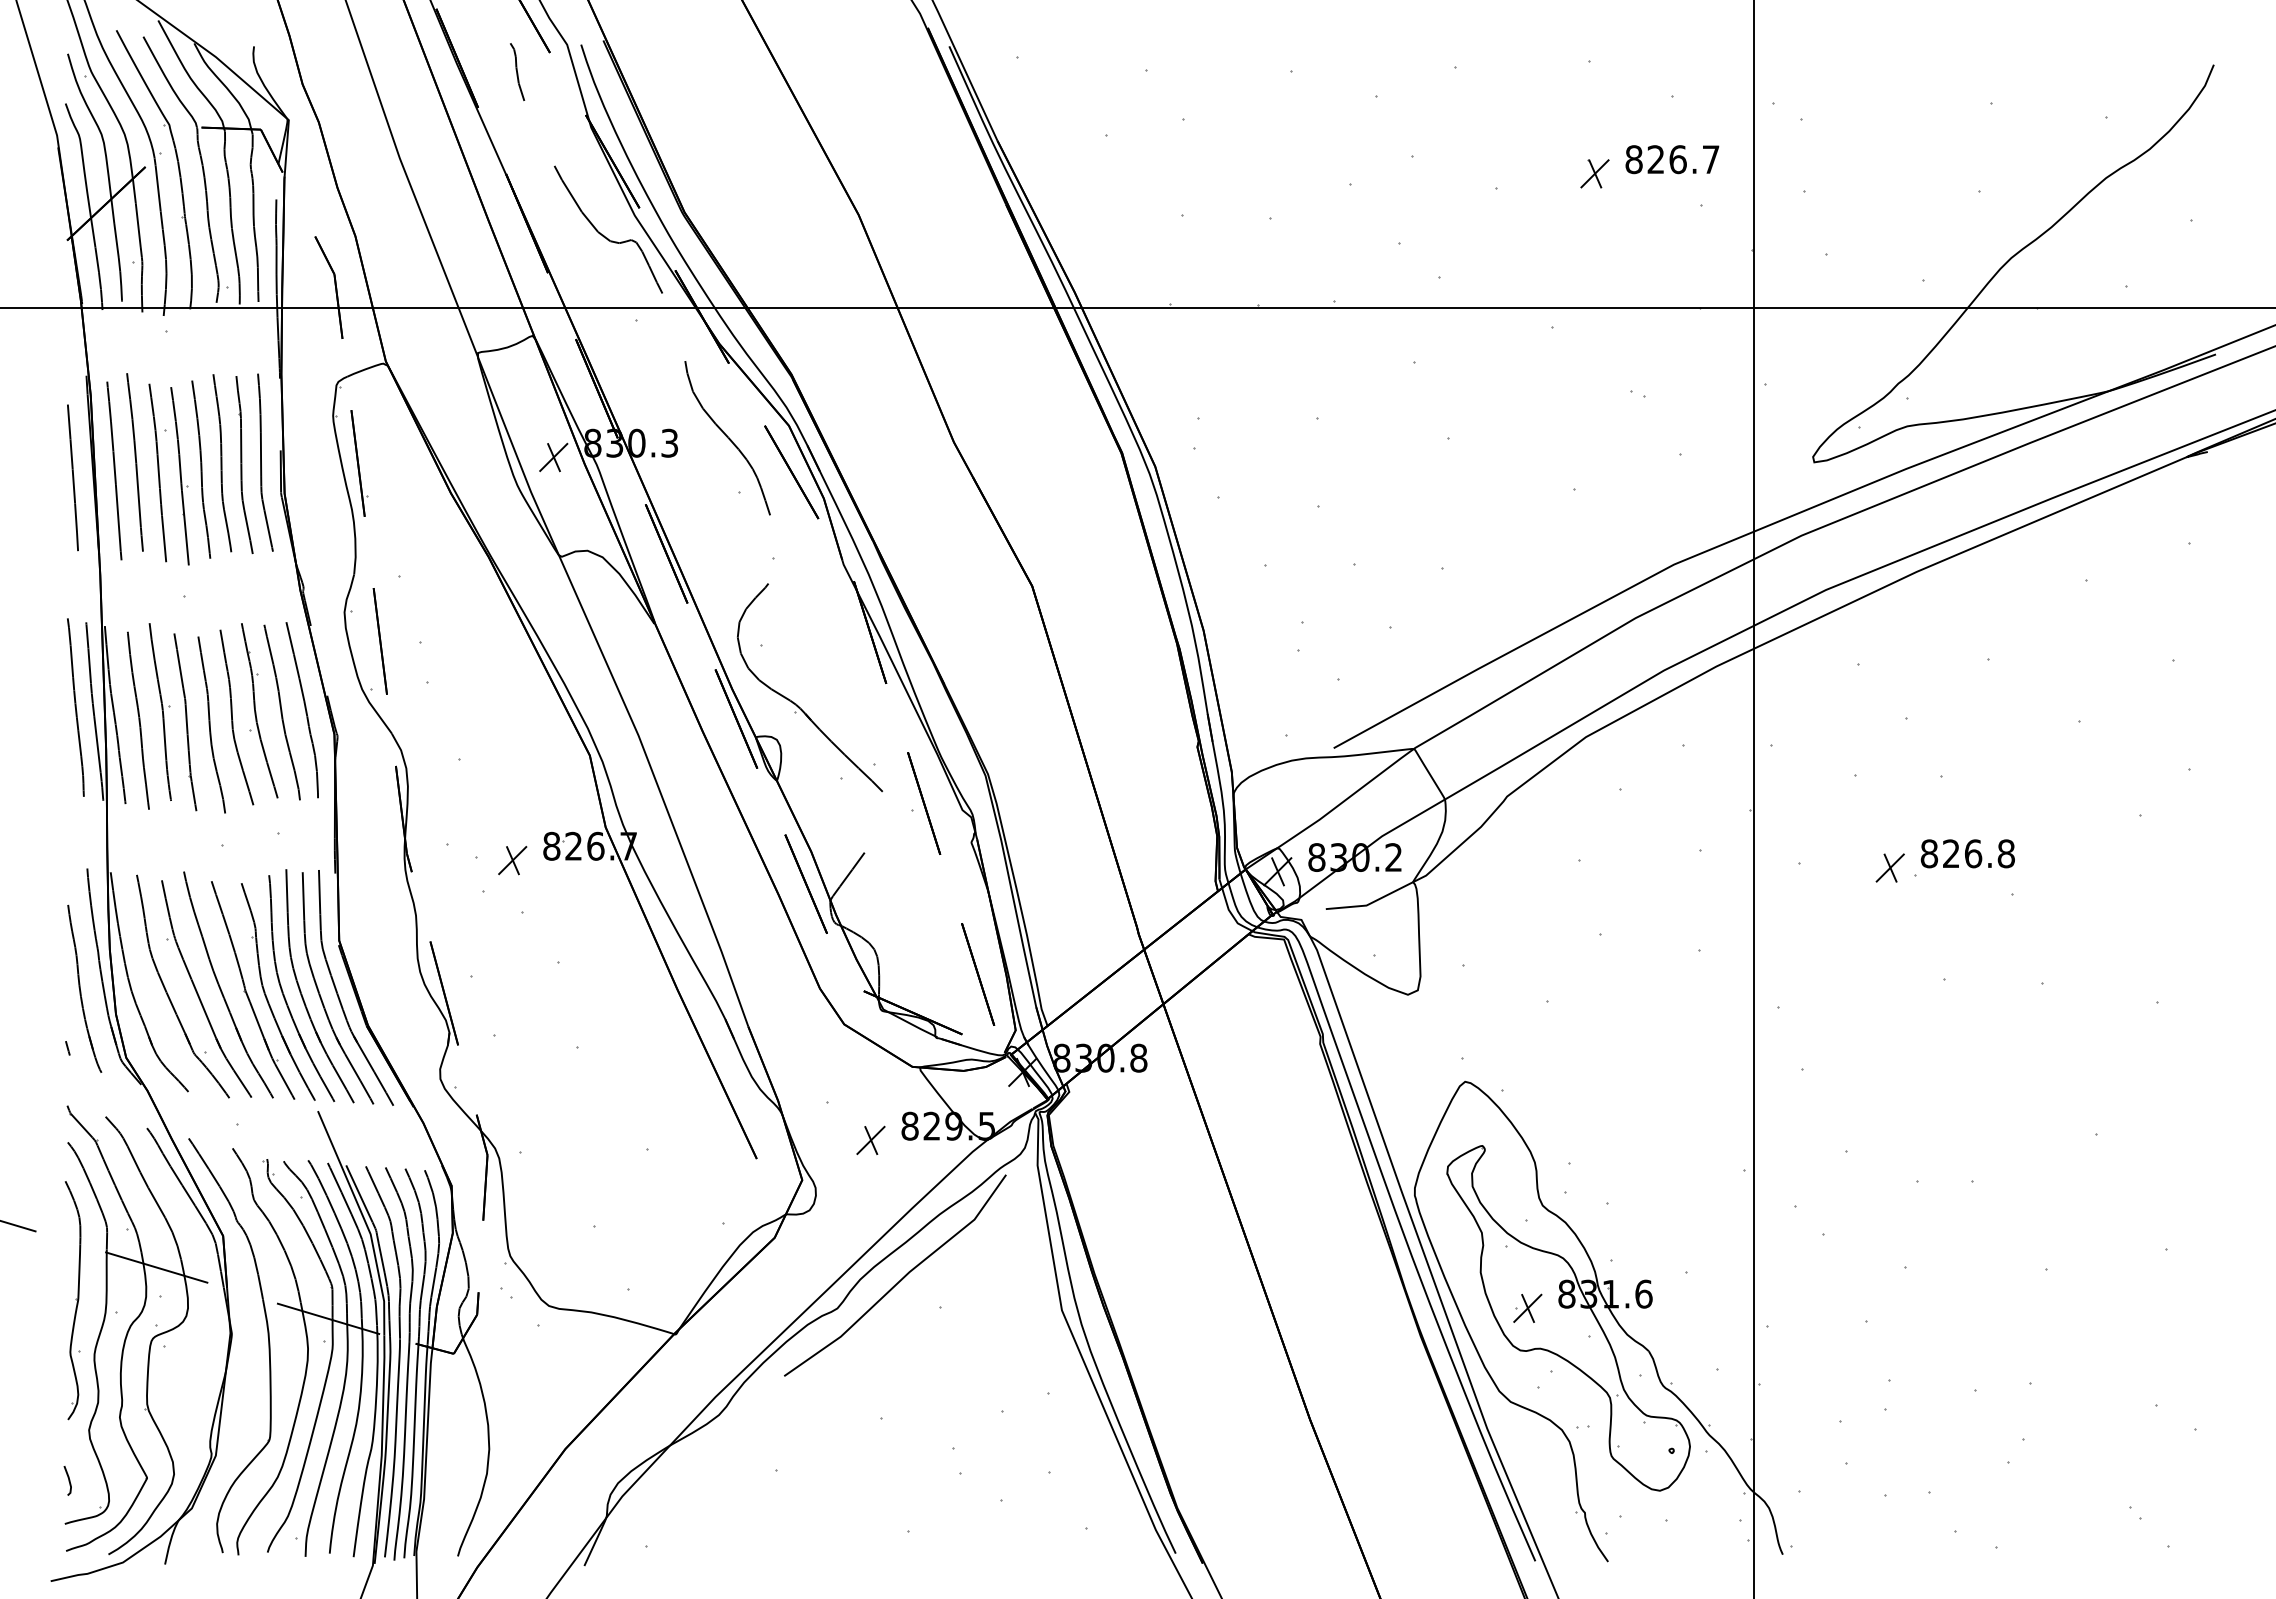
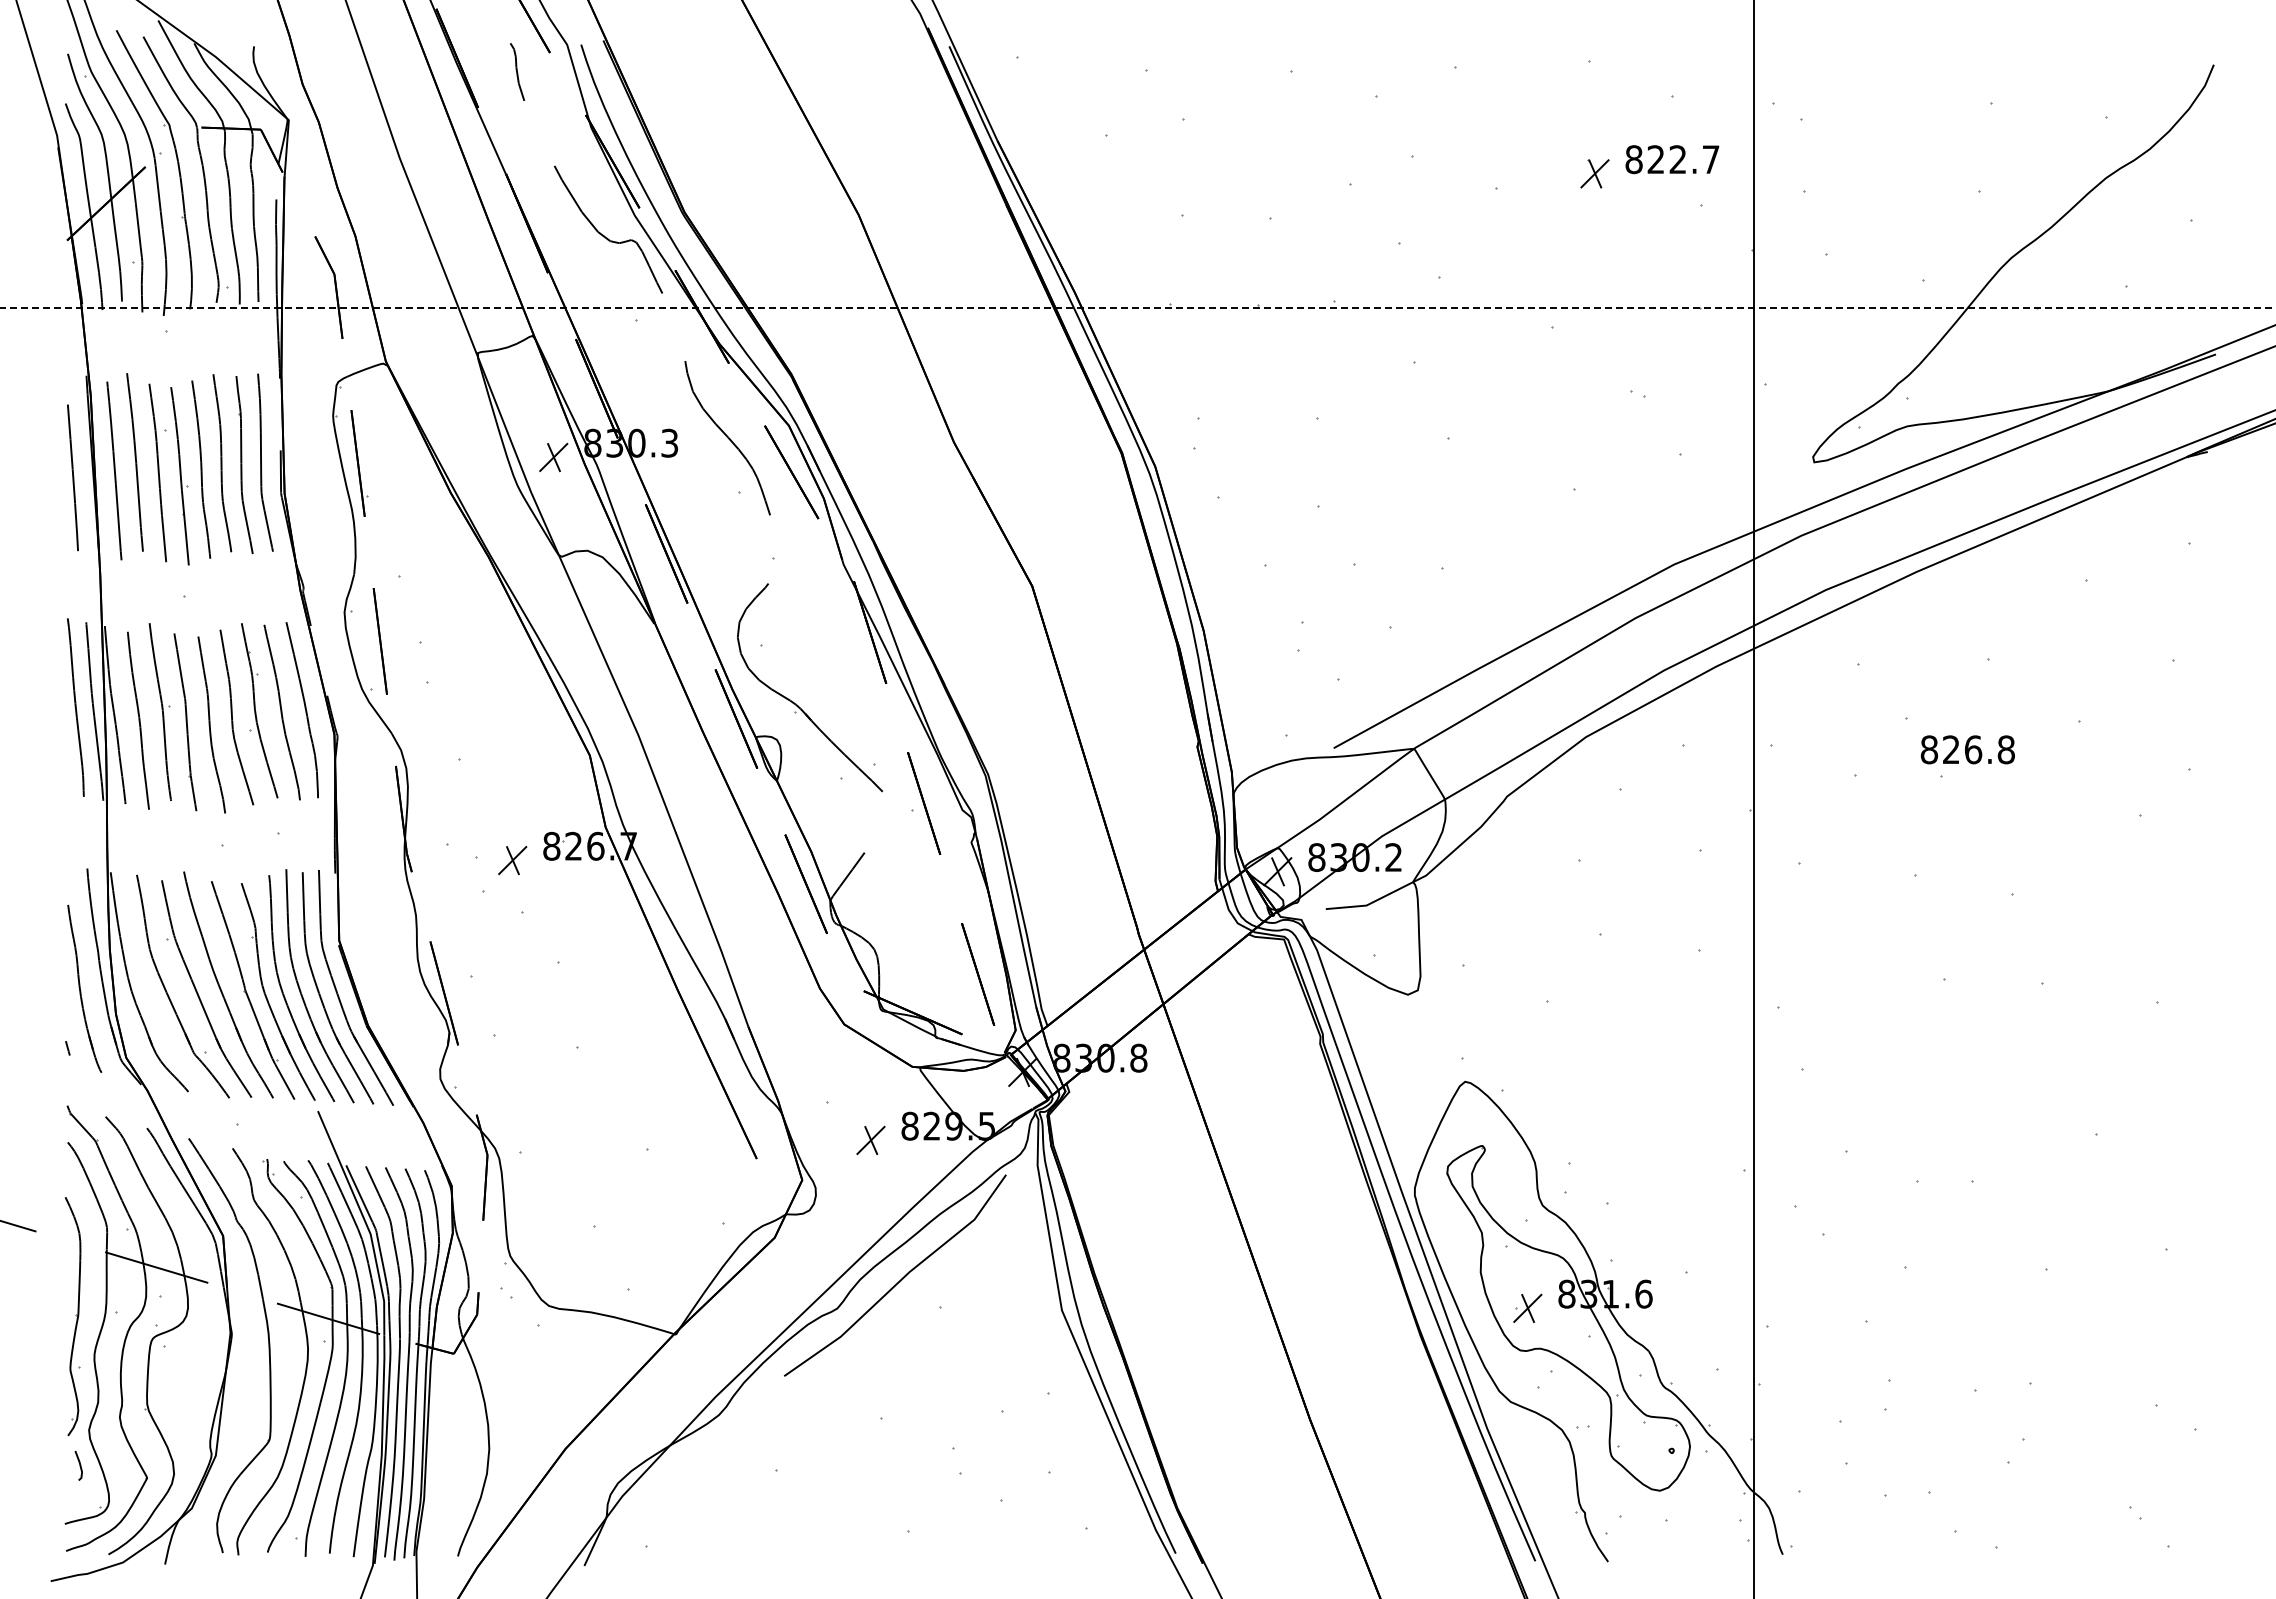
text: 826.7 -> 822.7 (1677, 159)
line: solid -> dashed (1137, 307)
text position: (1967, 853) -> (1967, 749) (1967, 749)
part: present -> none (1889, 867)
part position: (72, 1300) -> (72, 1316) (72, 1316)
line position: (68, 1480) -> (79, 1465) (79, 1465)
